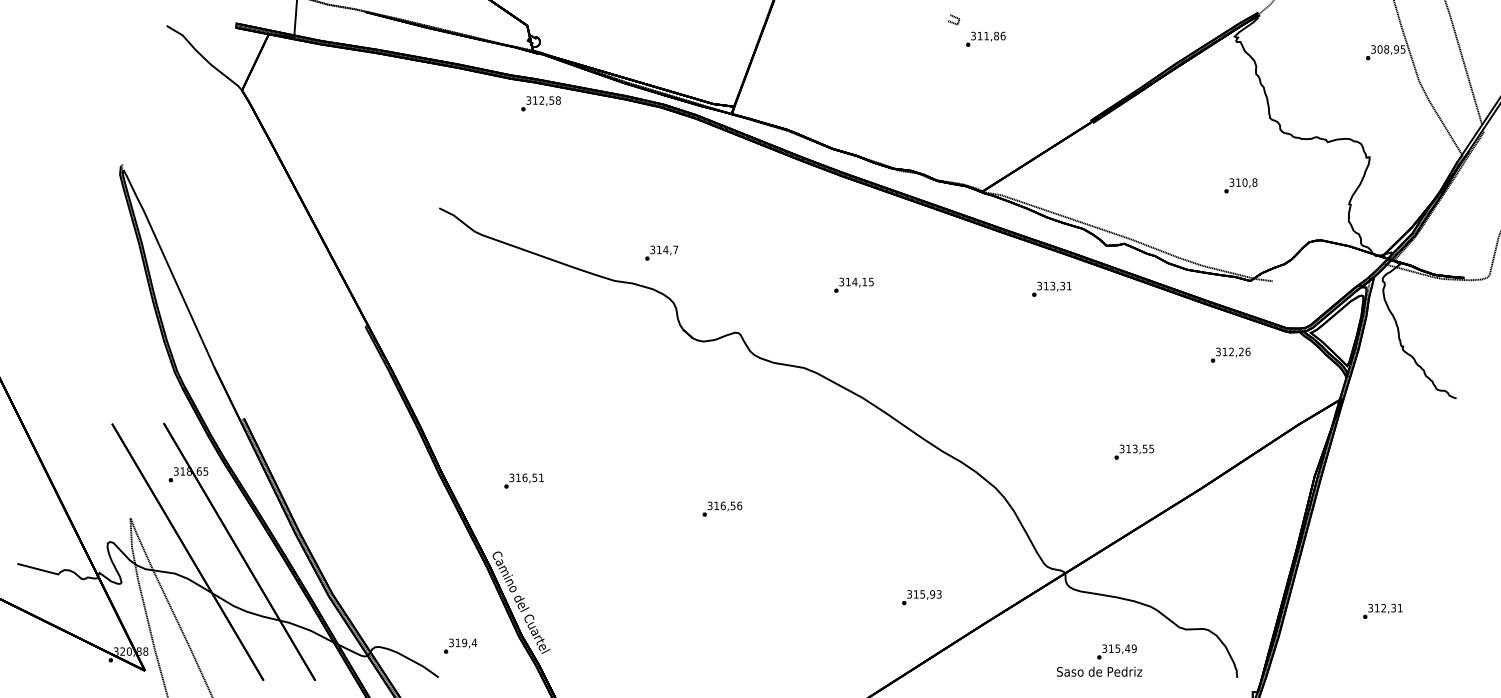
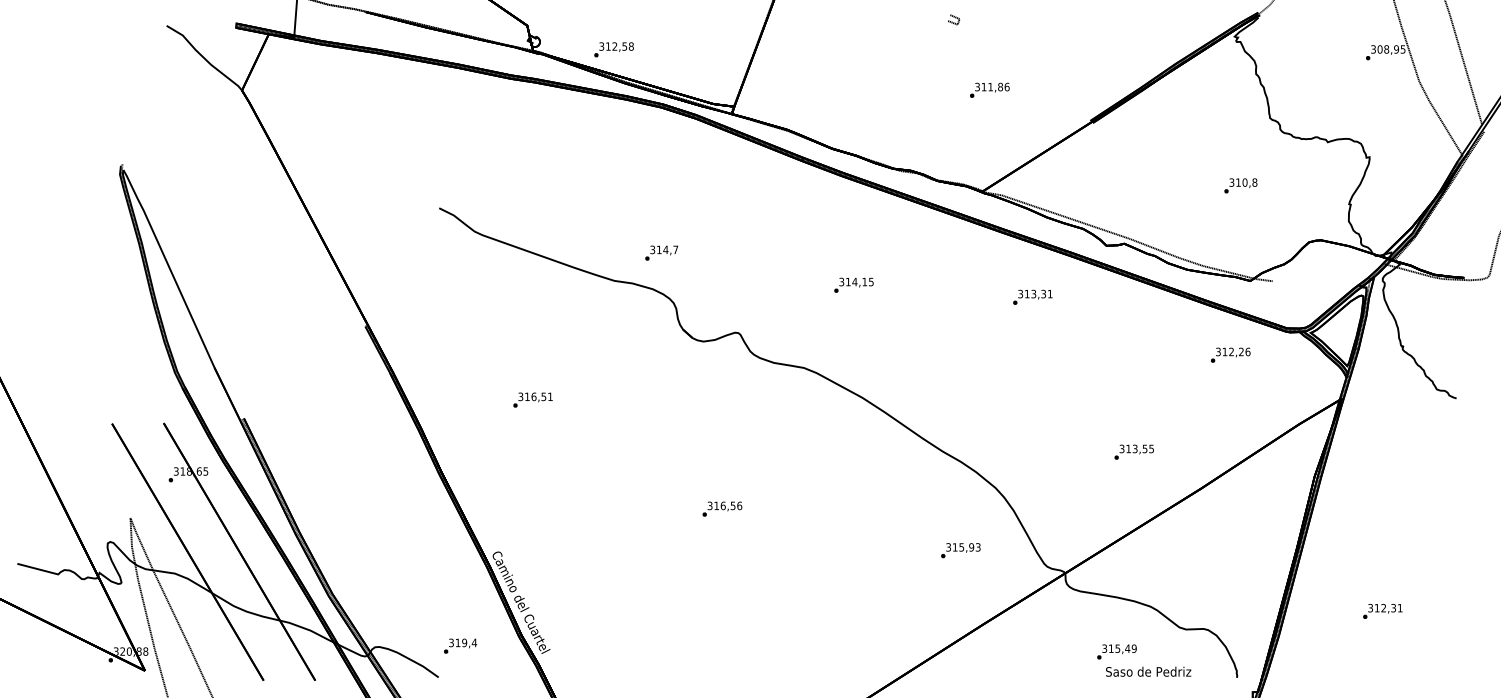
text position: (985, 38) -> (989, 89) (989, 89)
text position: (540, 103) -> (613, 49) (613, 49)
text position: (1051, 288) -> (1032, 296) (1032, 296)
text position: (523, 480) -> (532, 399) (532, 399)
text position: (921, 597) -> (960, 550) (960, 550)
text position: (1099, 671) -> (1148, 671) (1148, 671)
